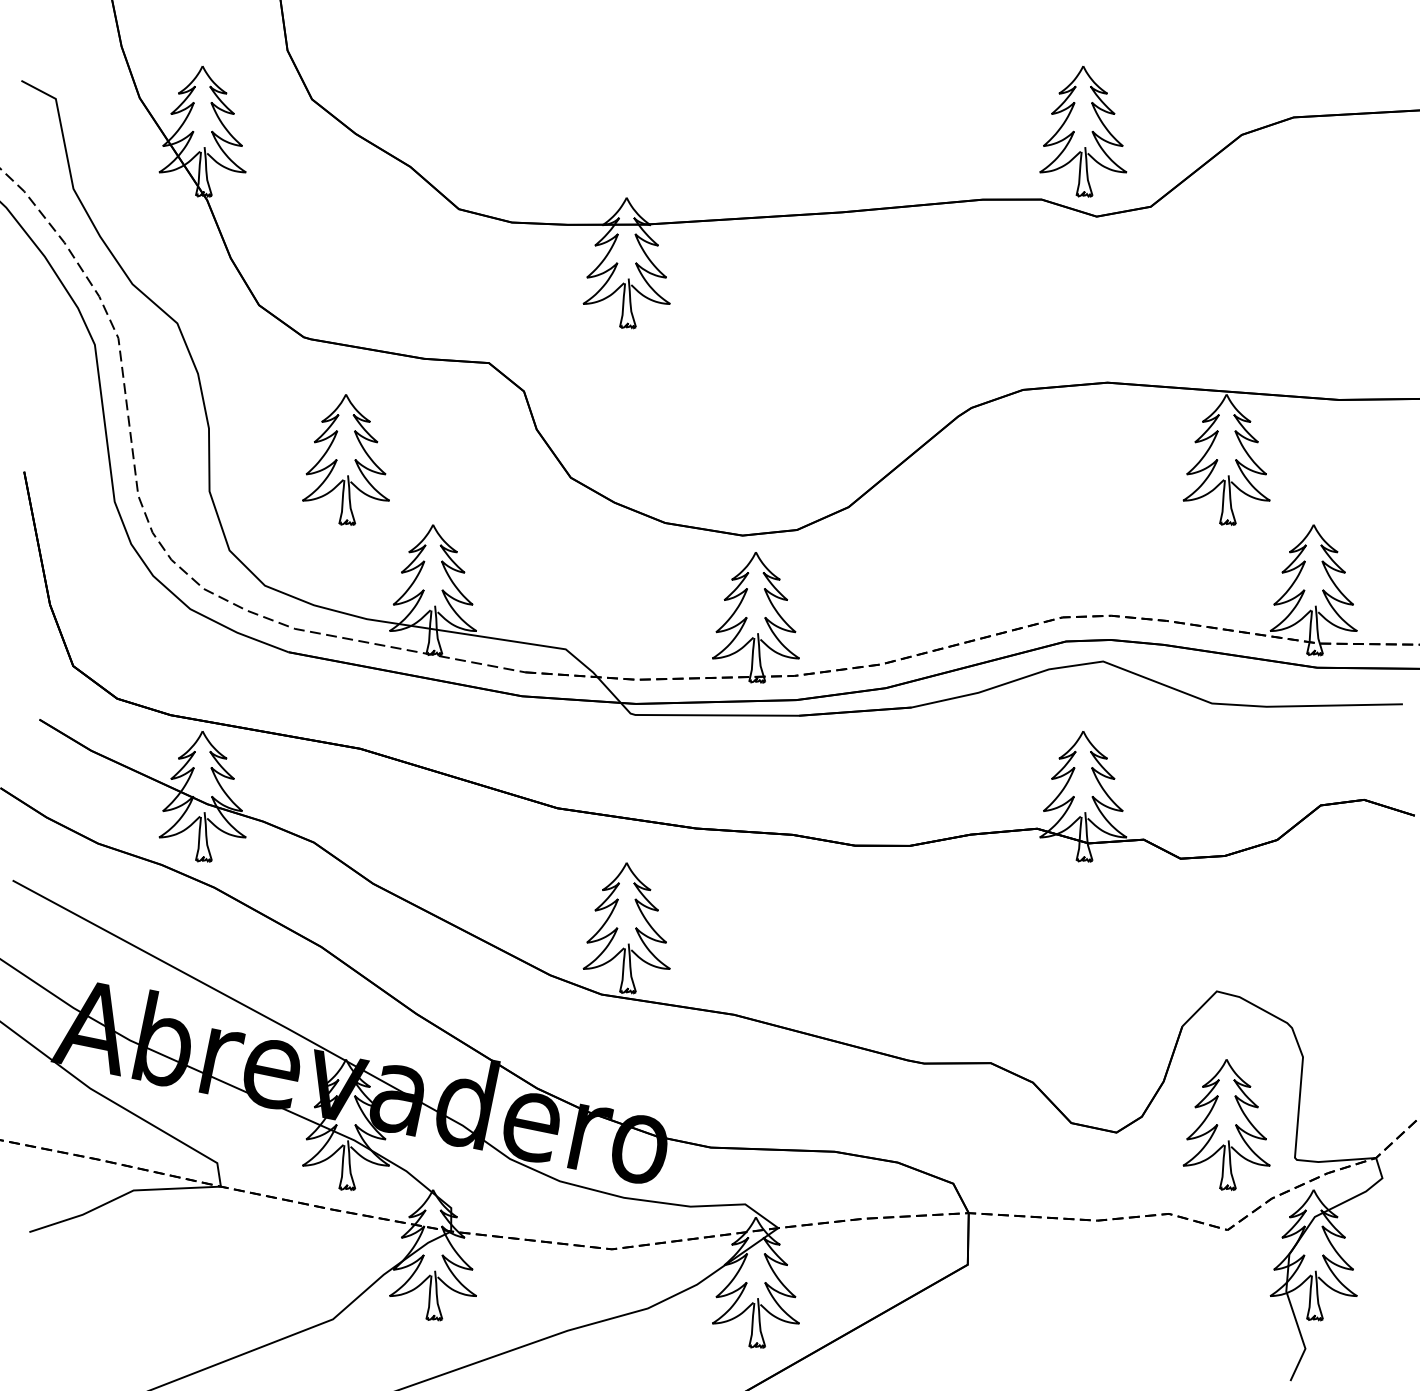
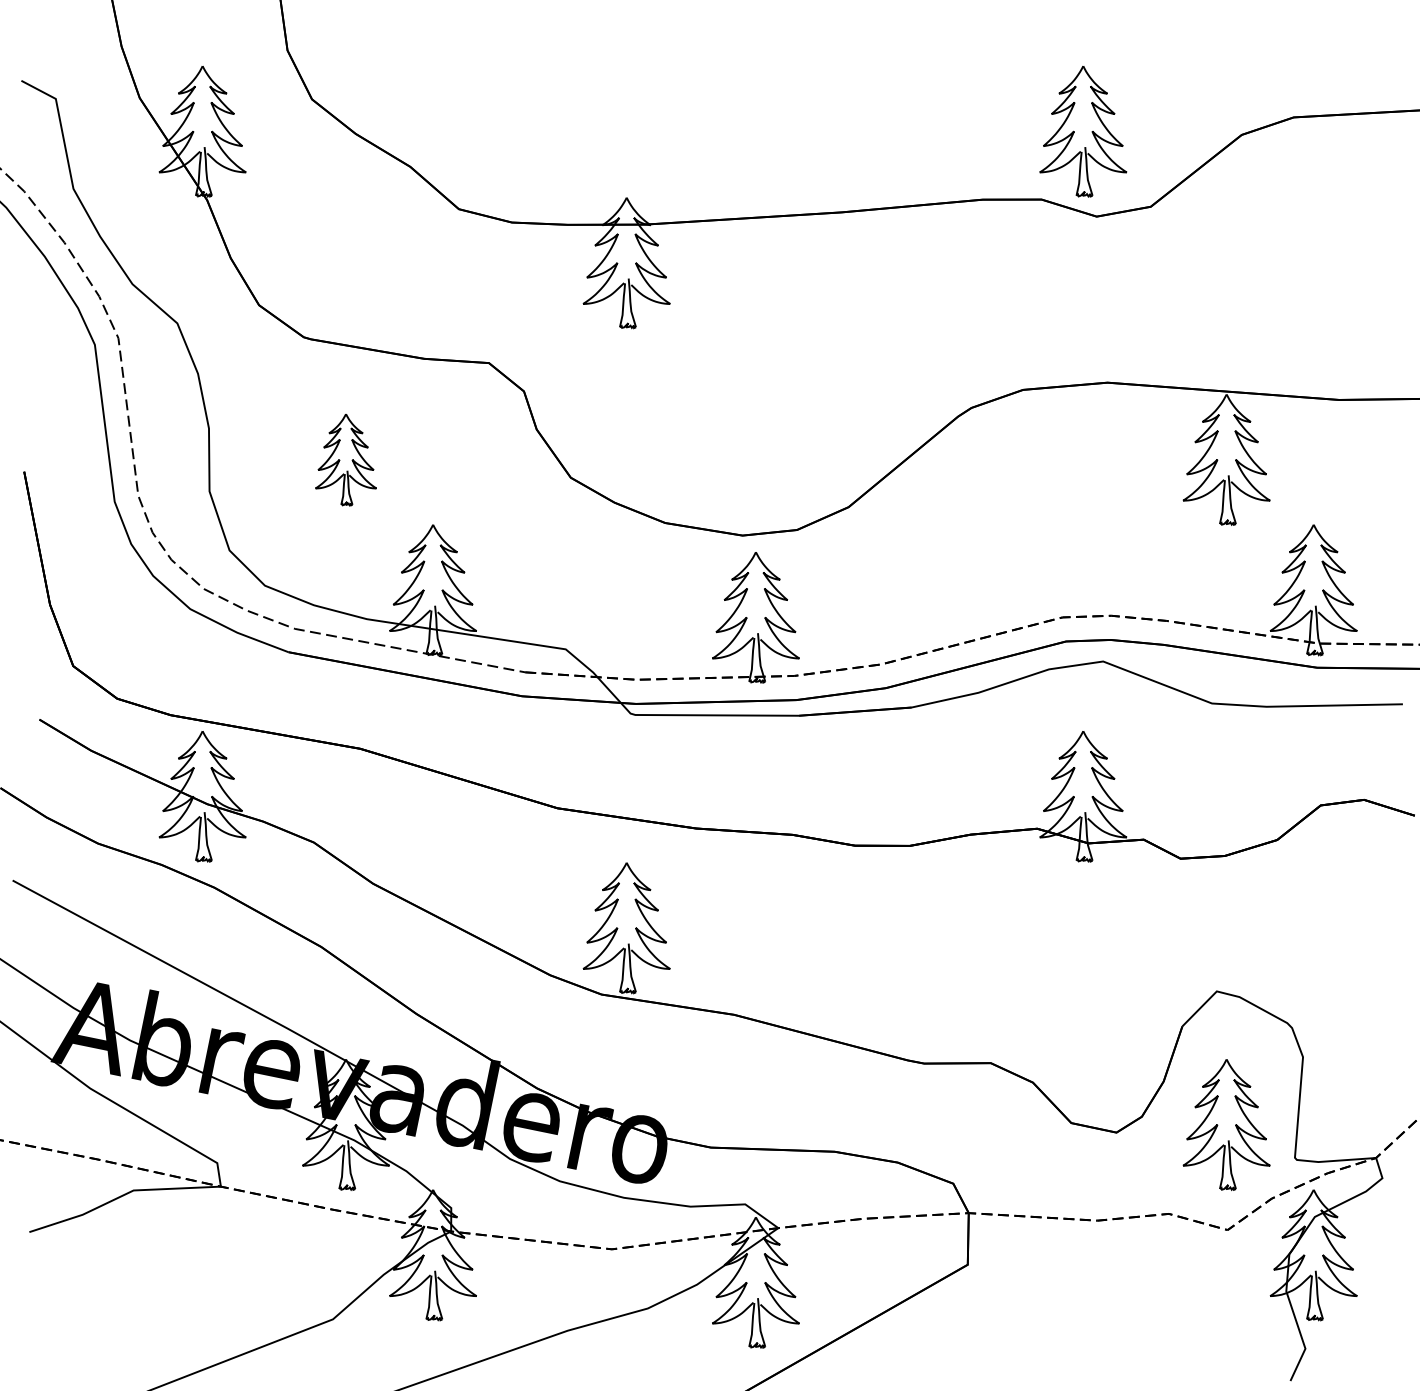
part size: 88x132 px -> 62x93 px (345, 460)
